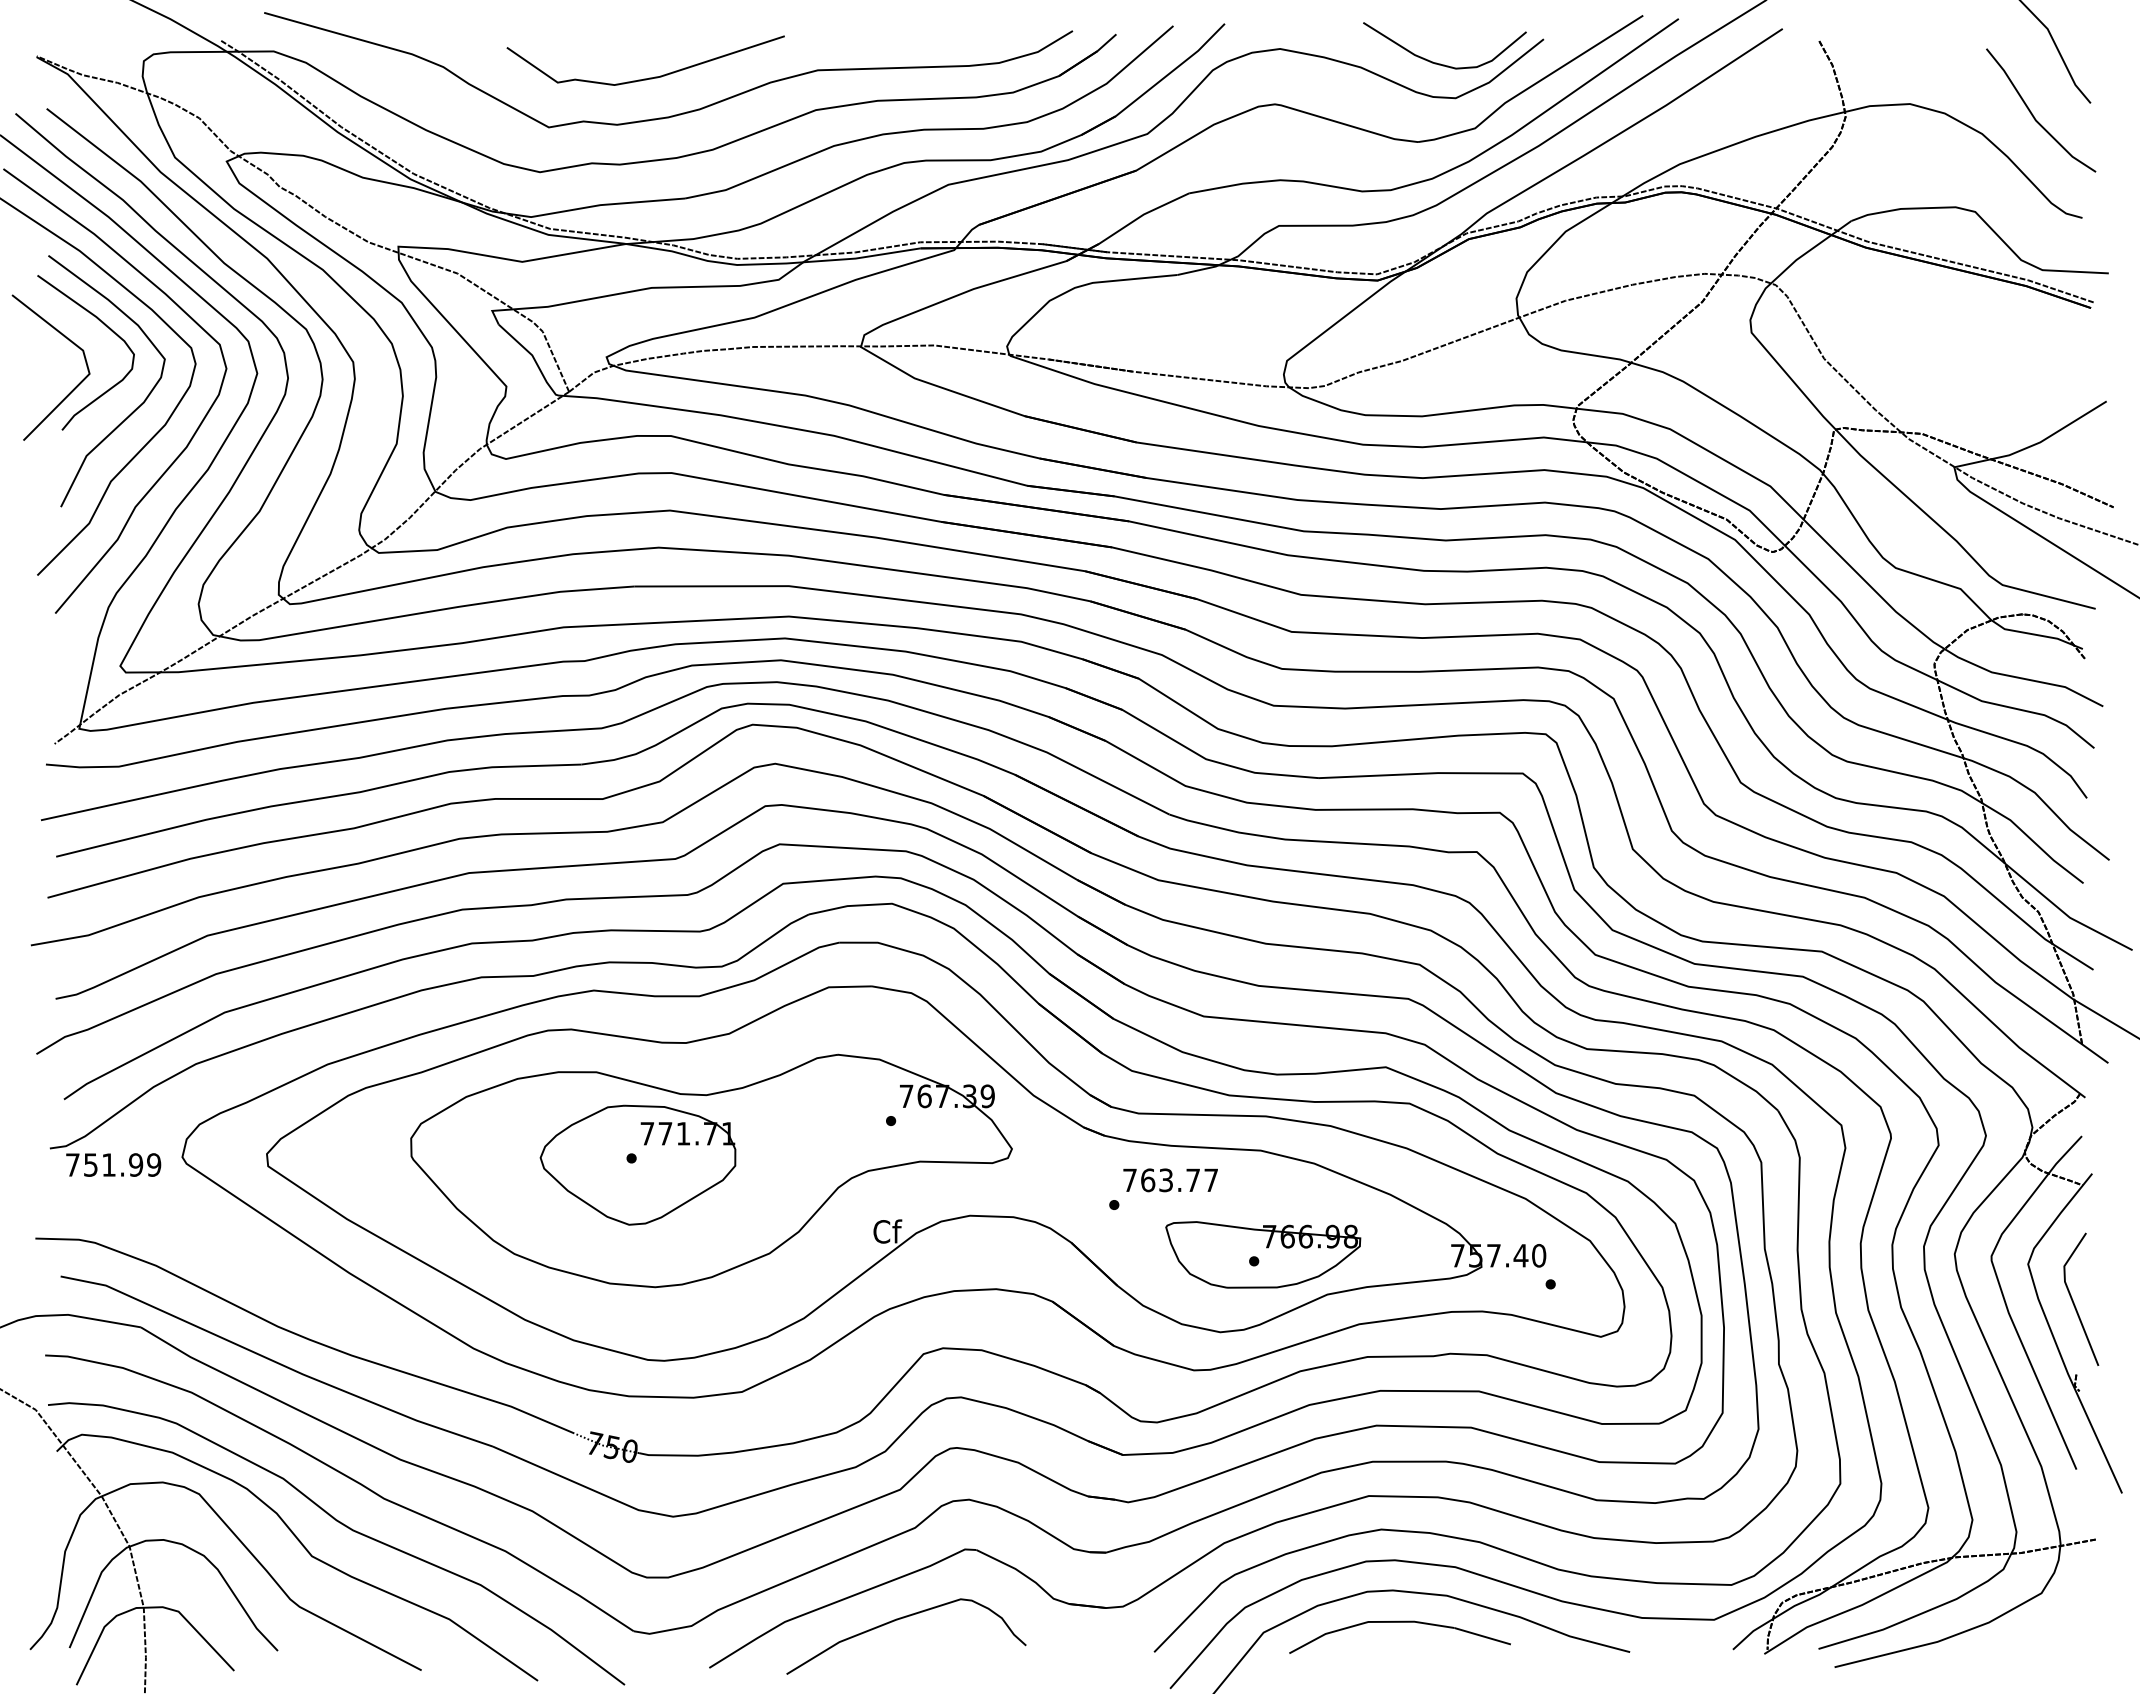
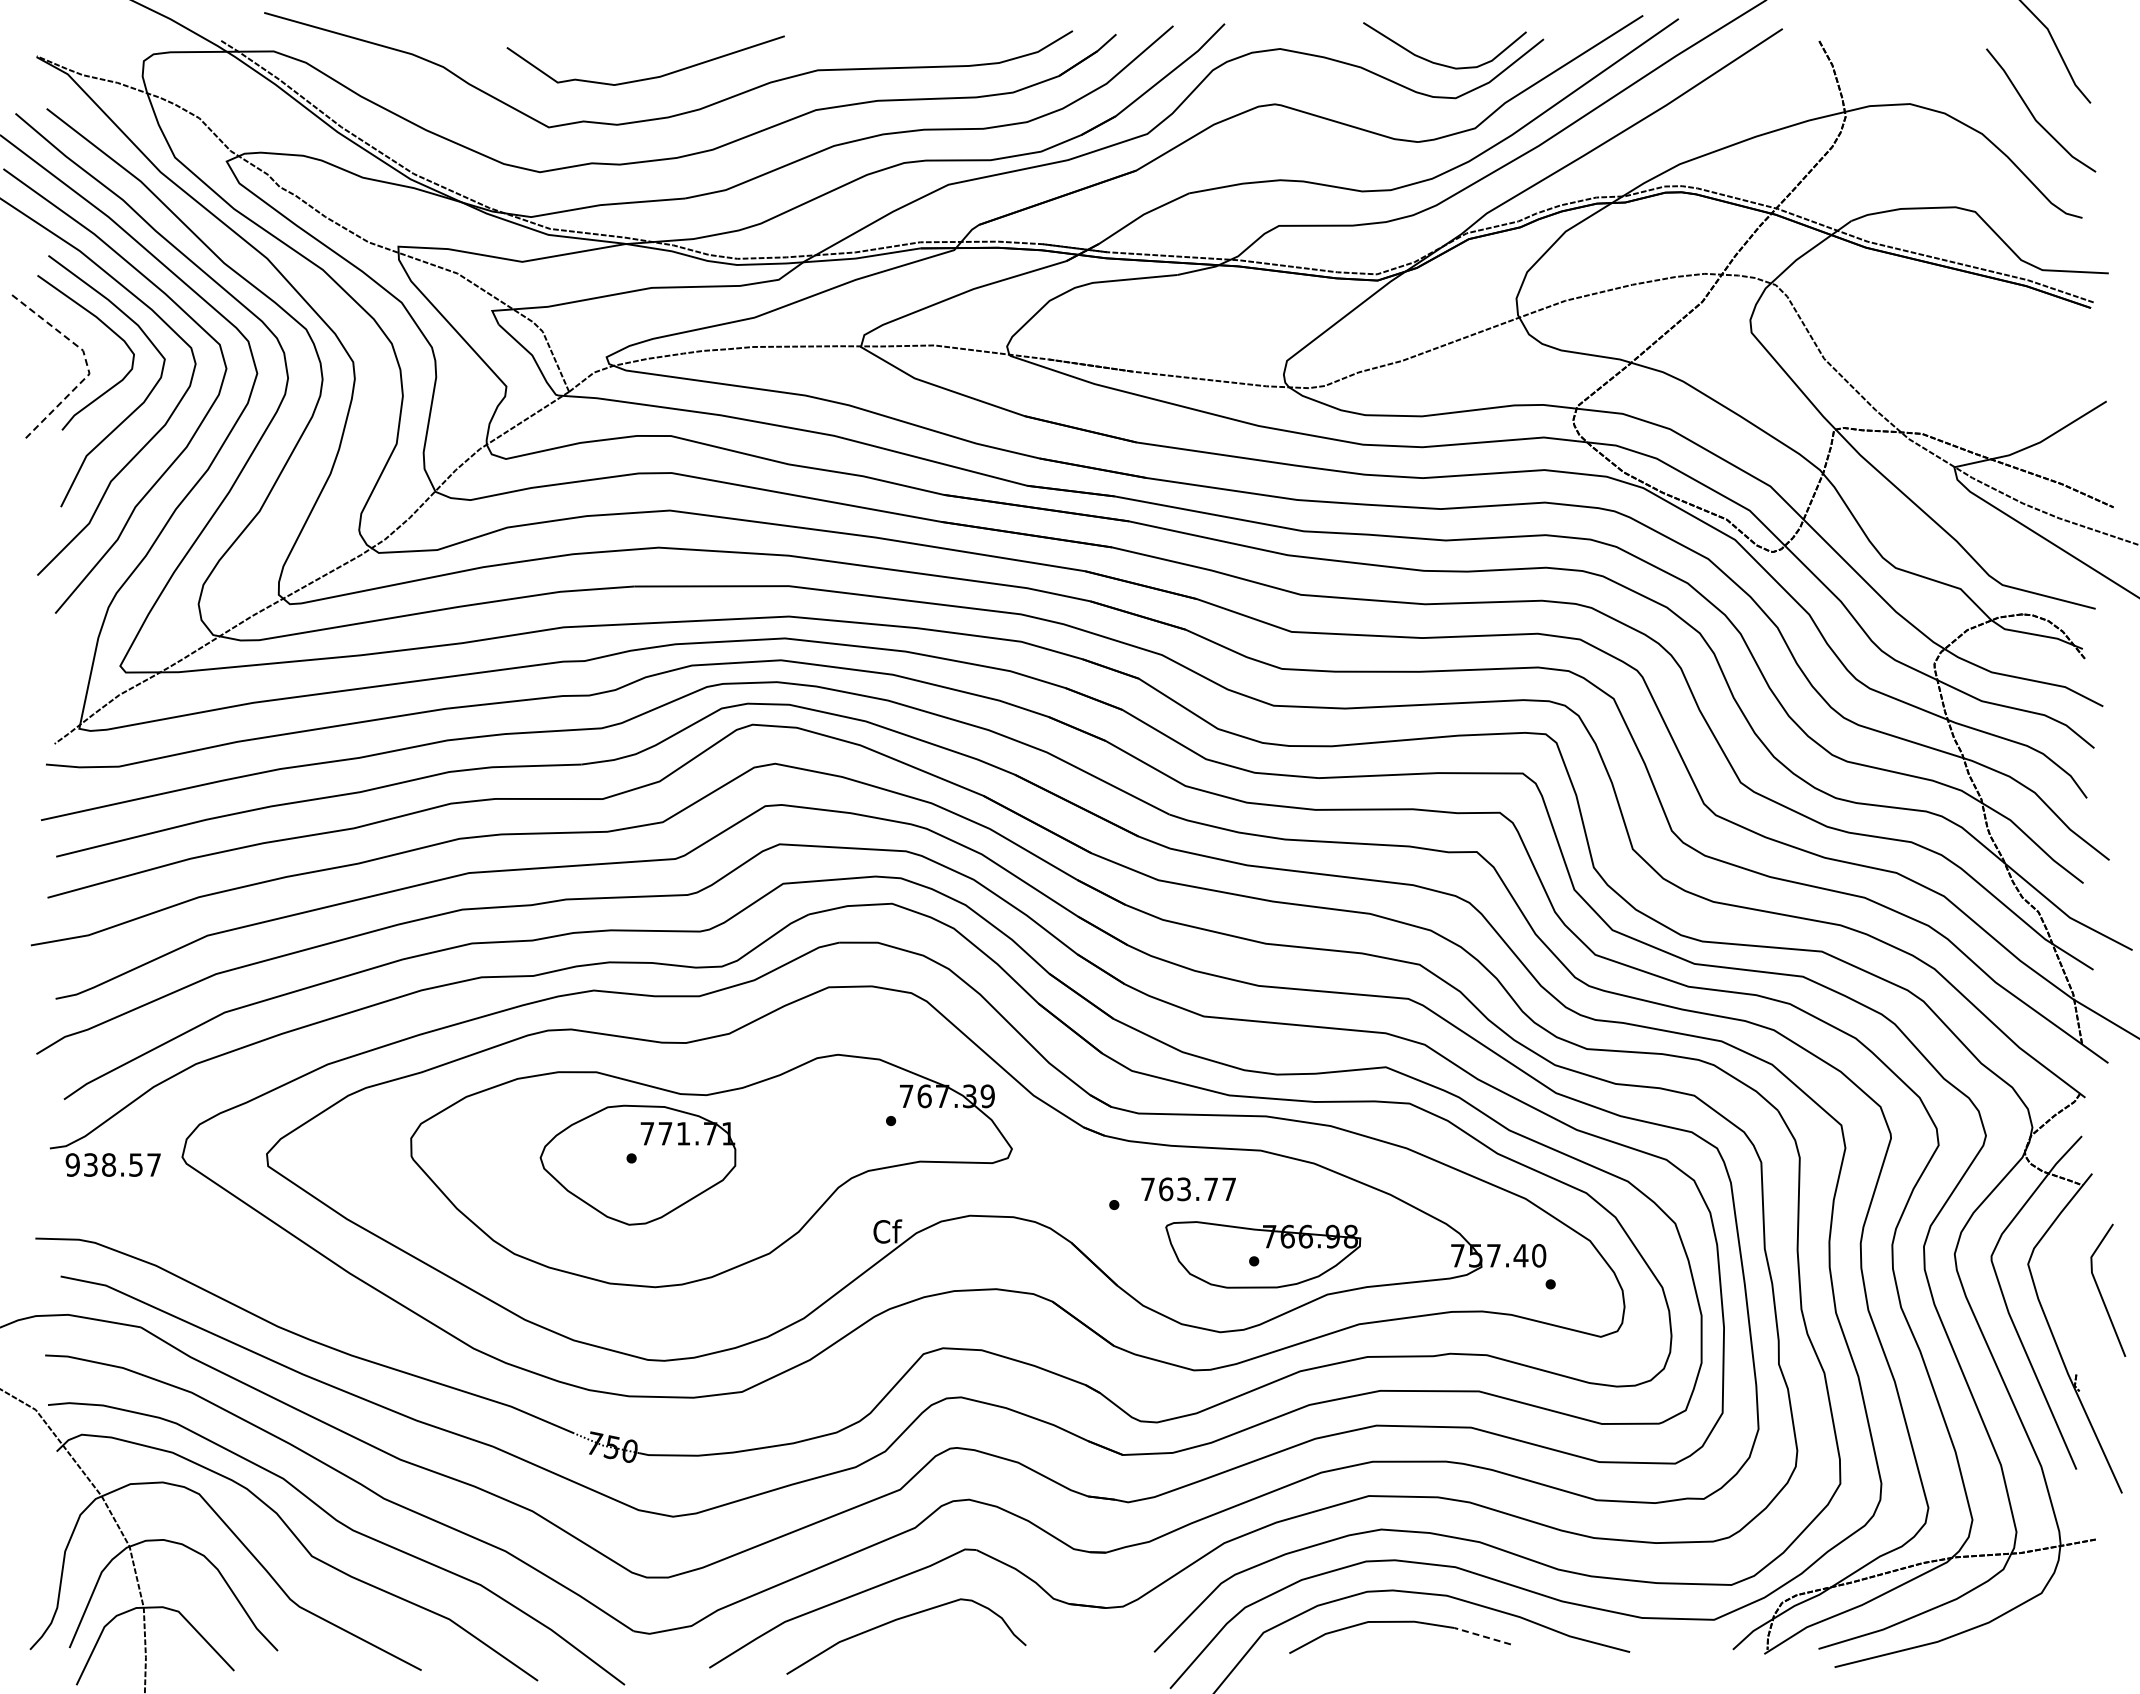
line: solid -> dashed (86, 363)
text: 751.99 -> 938.57 (113, 1164)
text position: (1170, 1180) -> (1188, 1189) (1188, 1189)
line position: (2074, 1302) -> (2101, 1293) (2101, 1293)
line: solid -> dashed (1482, 1636)
